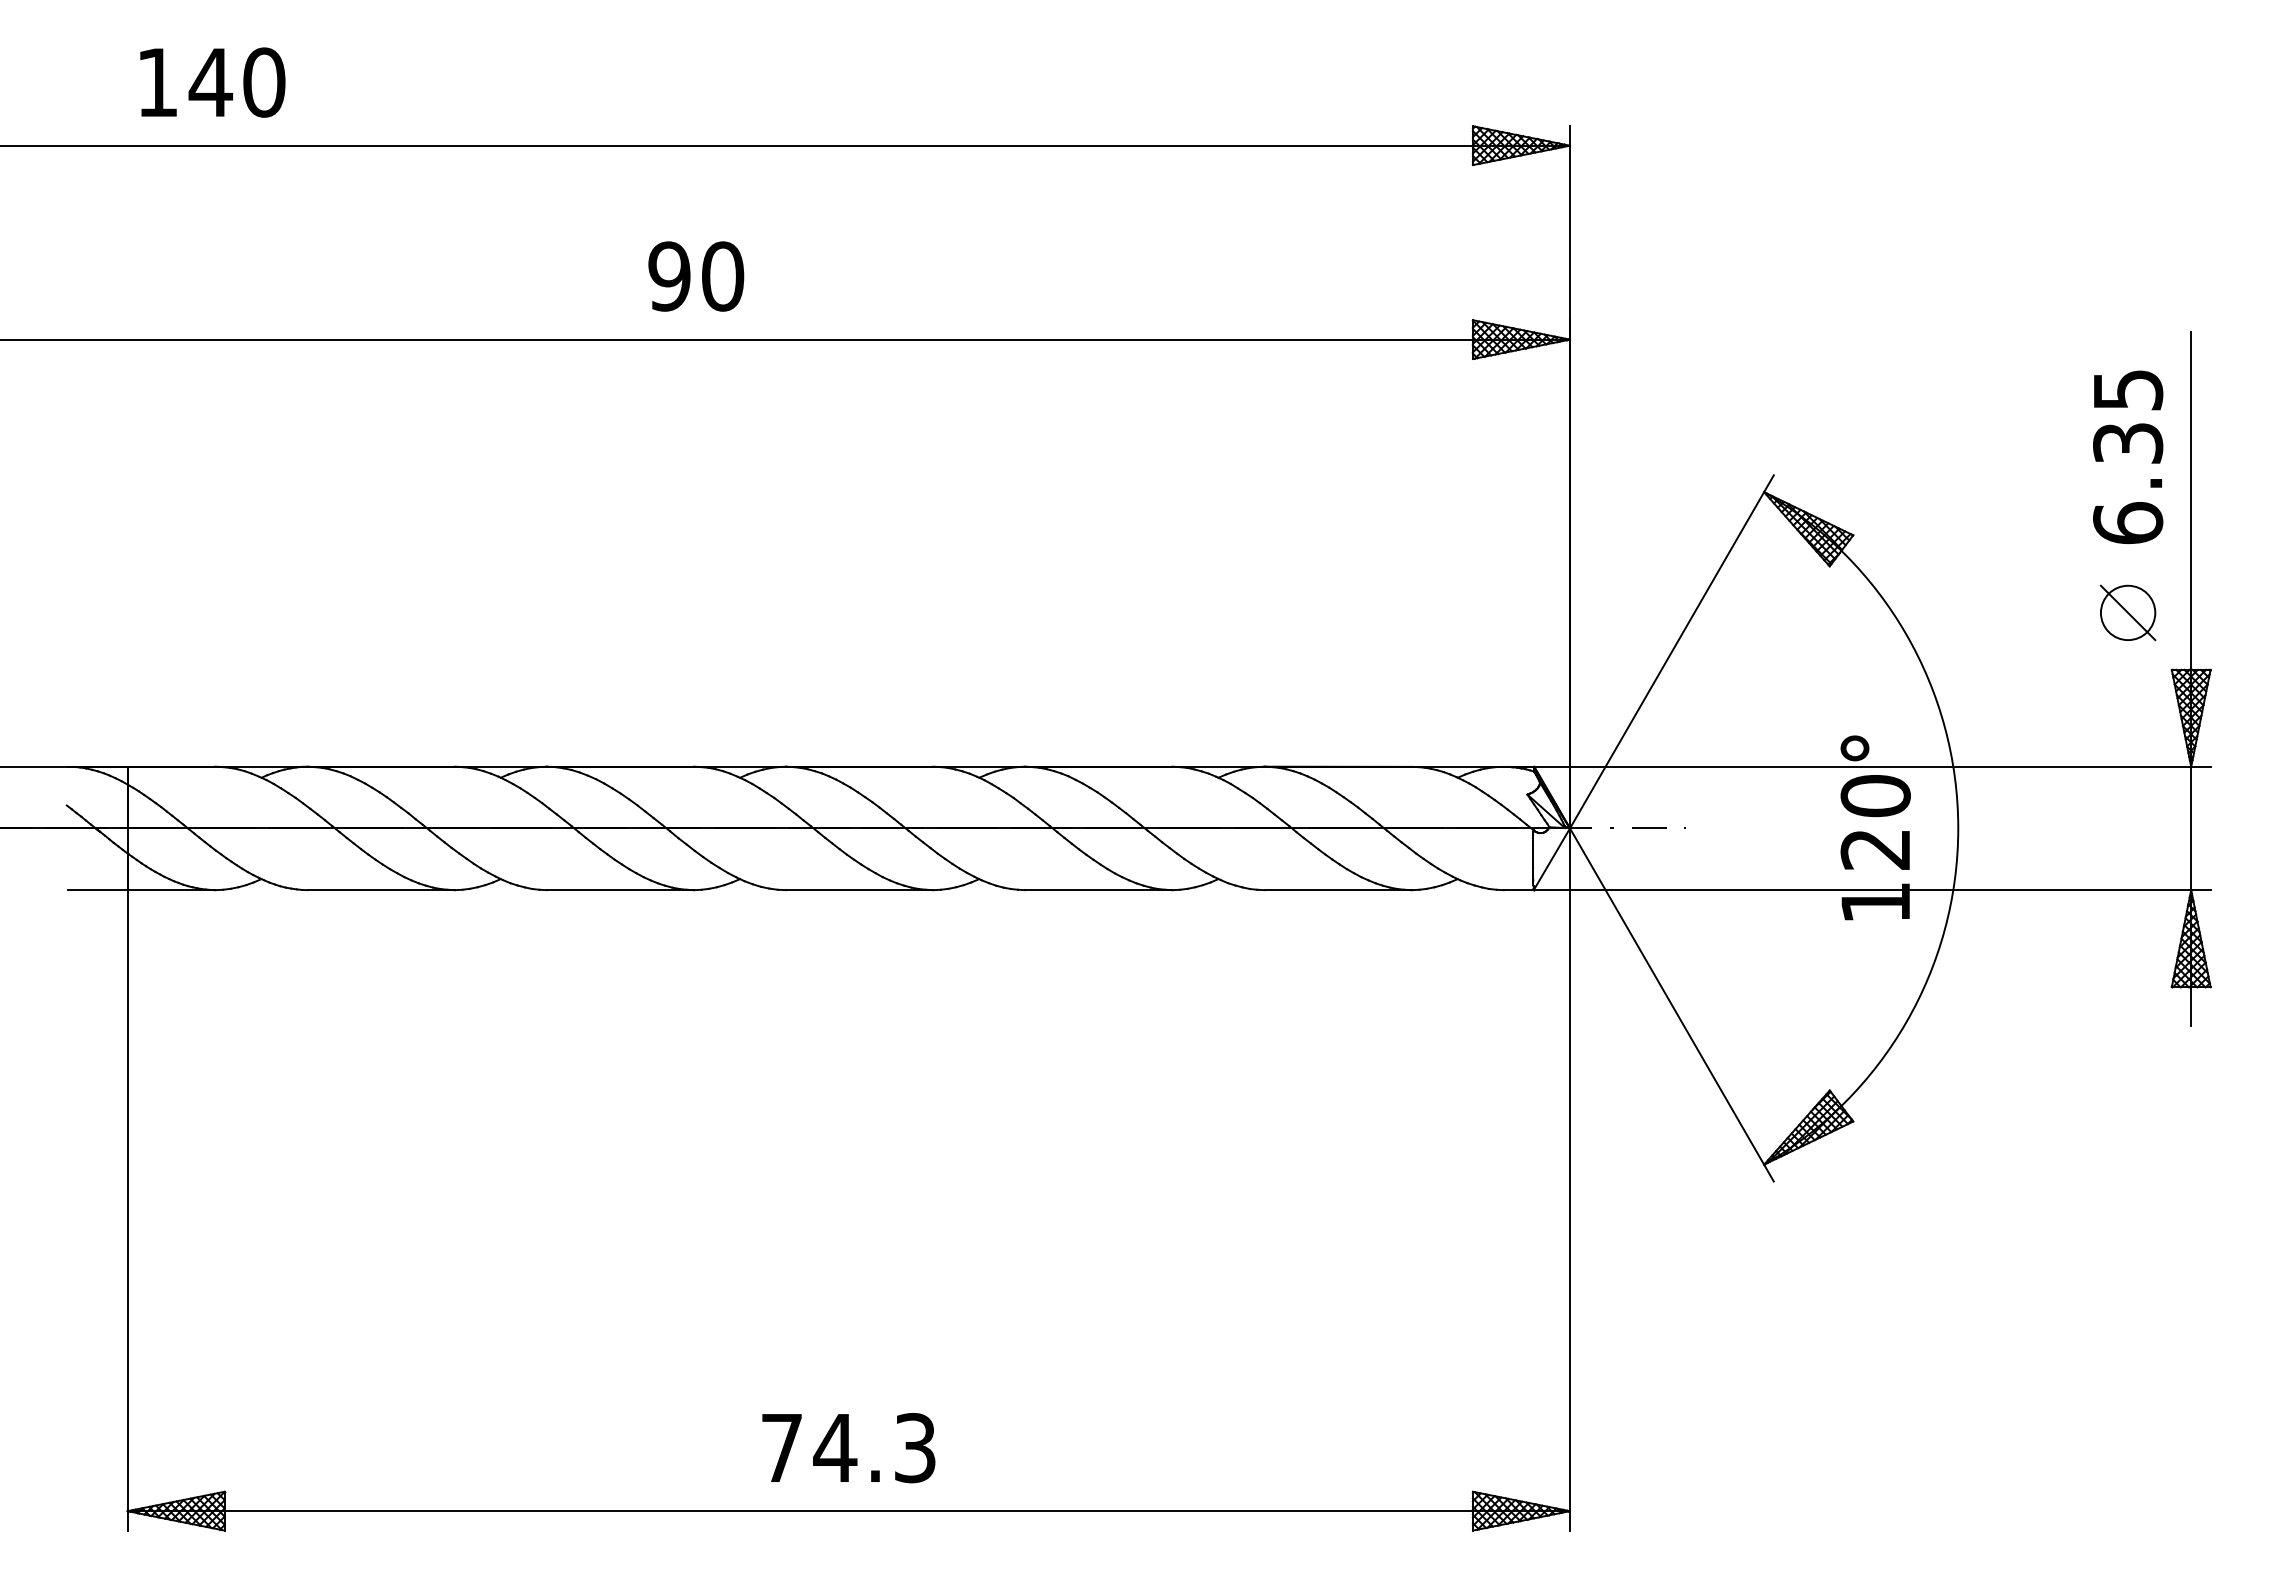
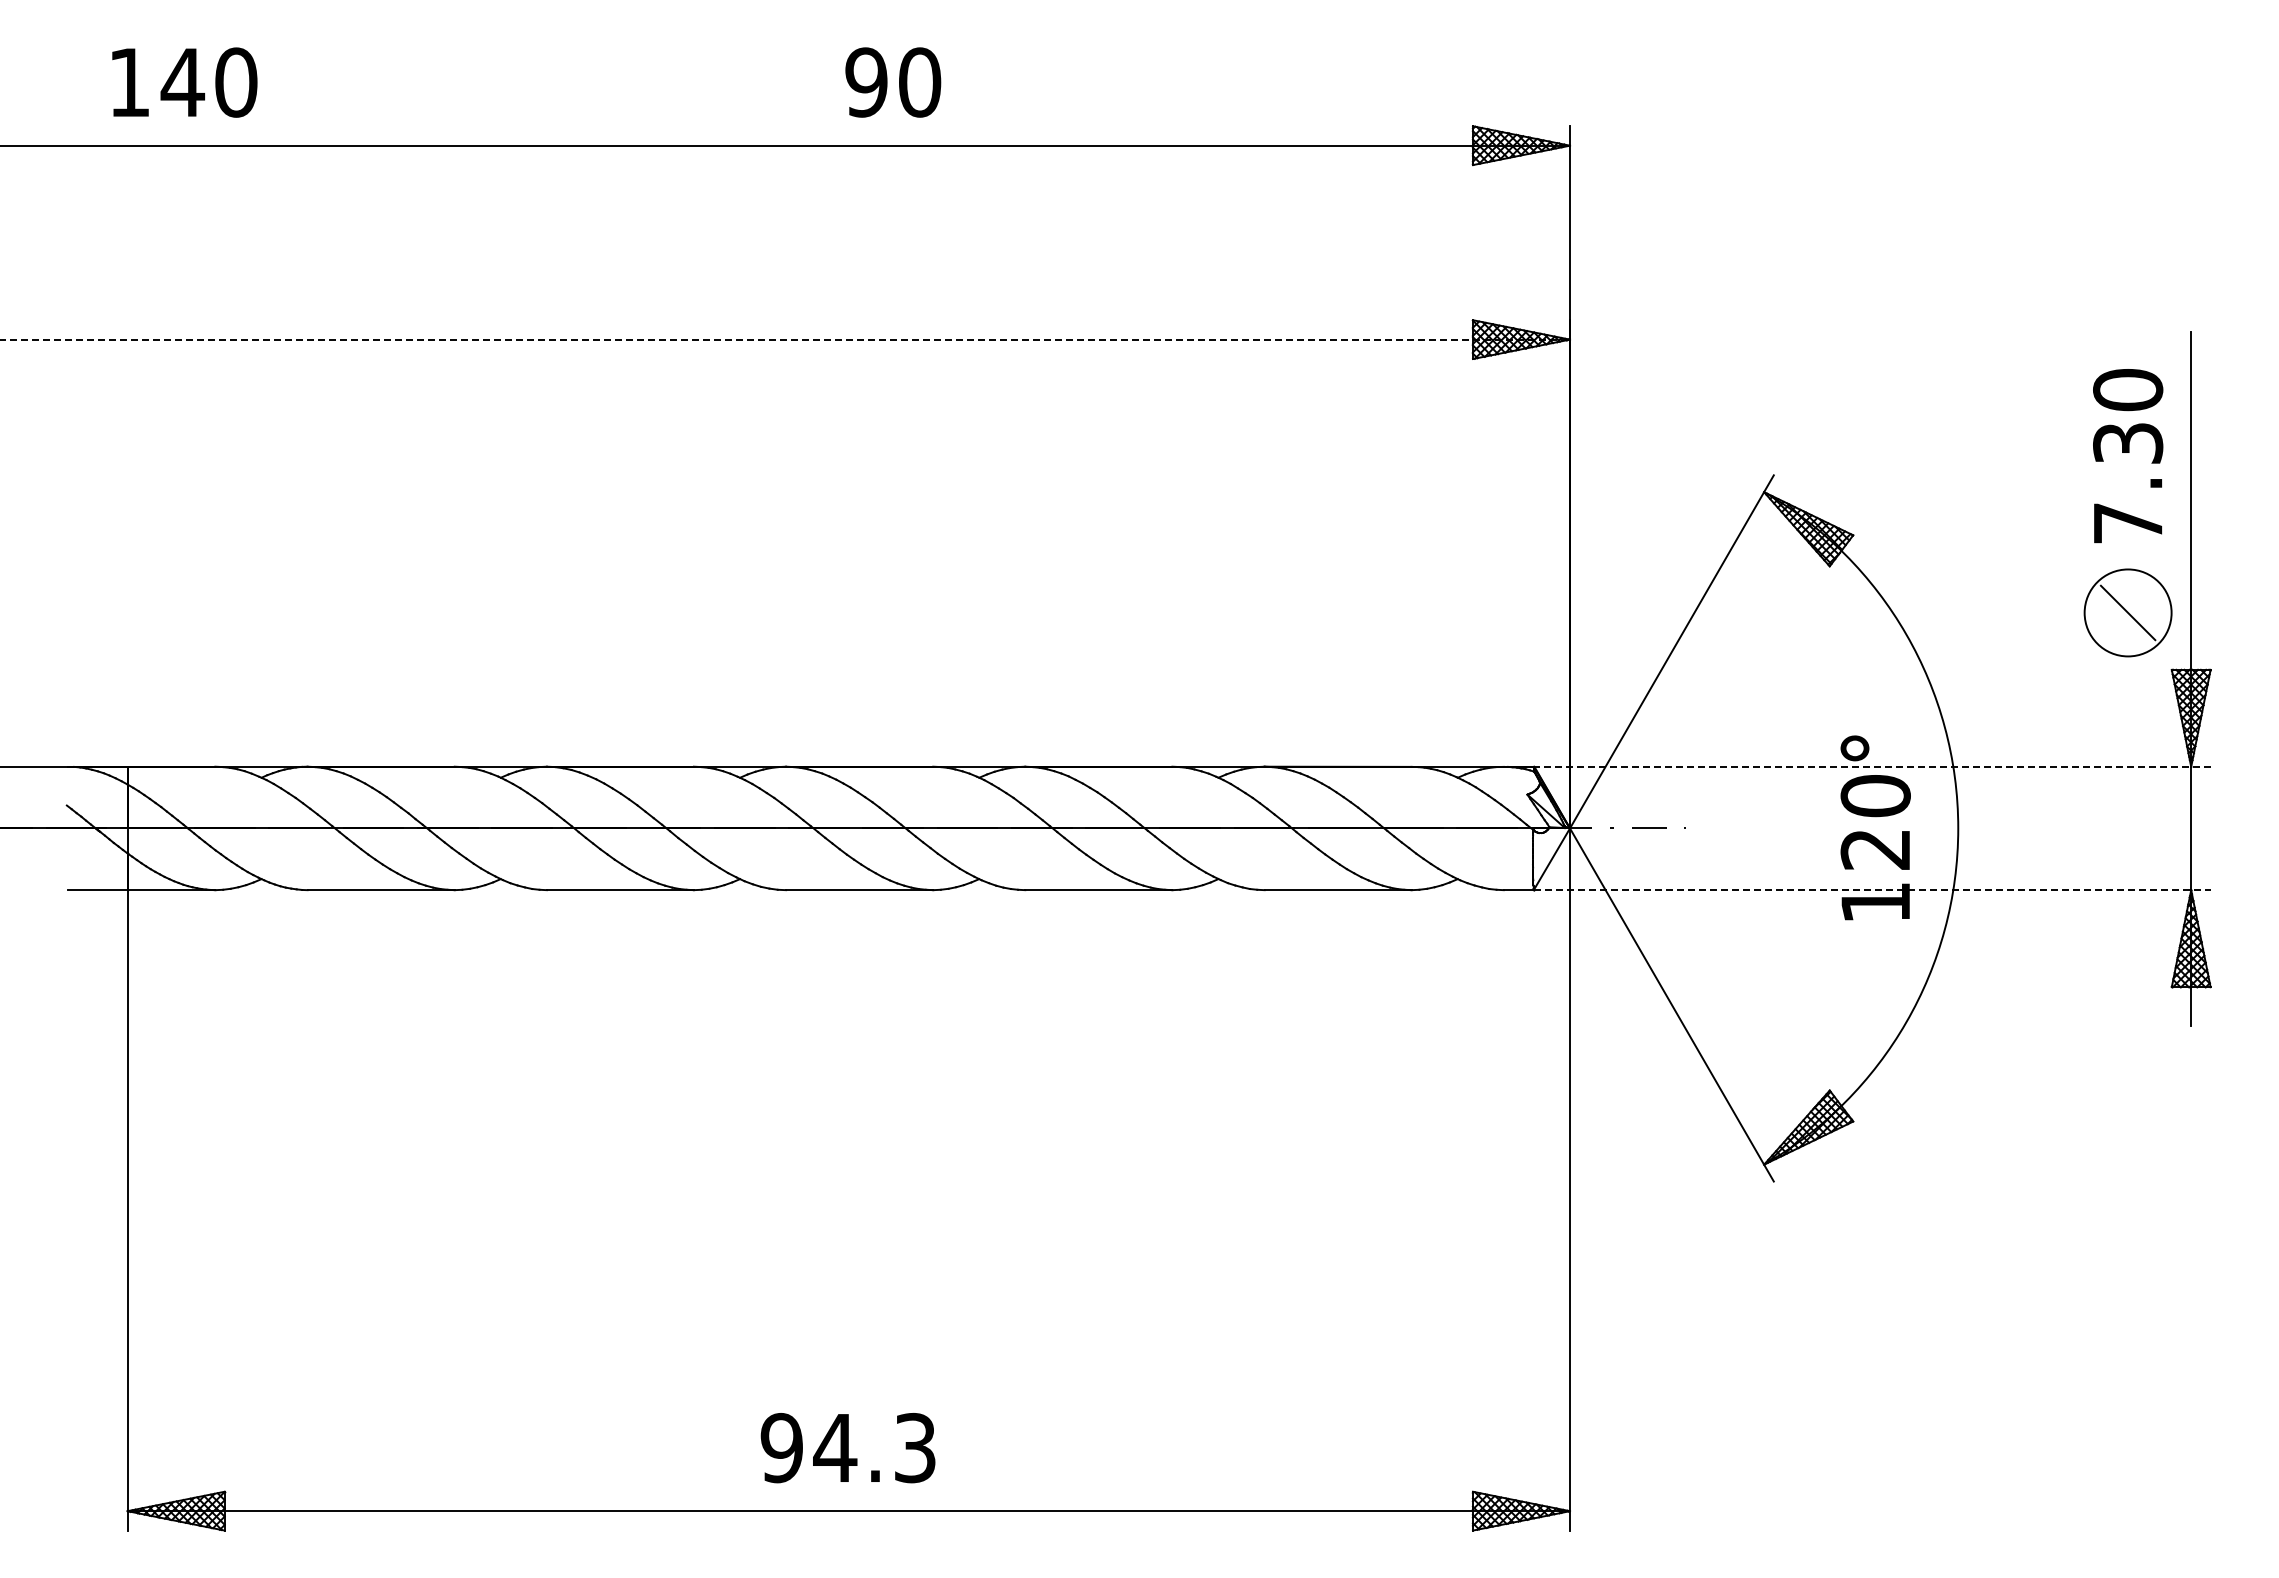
text position: (212, 82) -> (184, 82) (184, 82)
text position: (696, 276) -> (893, 82) (893, 82)
line: solid -> dashed (785, 339)
text: 6.35 -> 7.30 (2128, 456)
circle diameter: 54 px -> 87 px (2127, 612)
line: solid -> dashed (1872, 766)
line: solid -> dashed (1873, 890)
text: 74.3 -> 94.3 (781, 1448)
